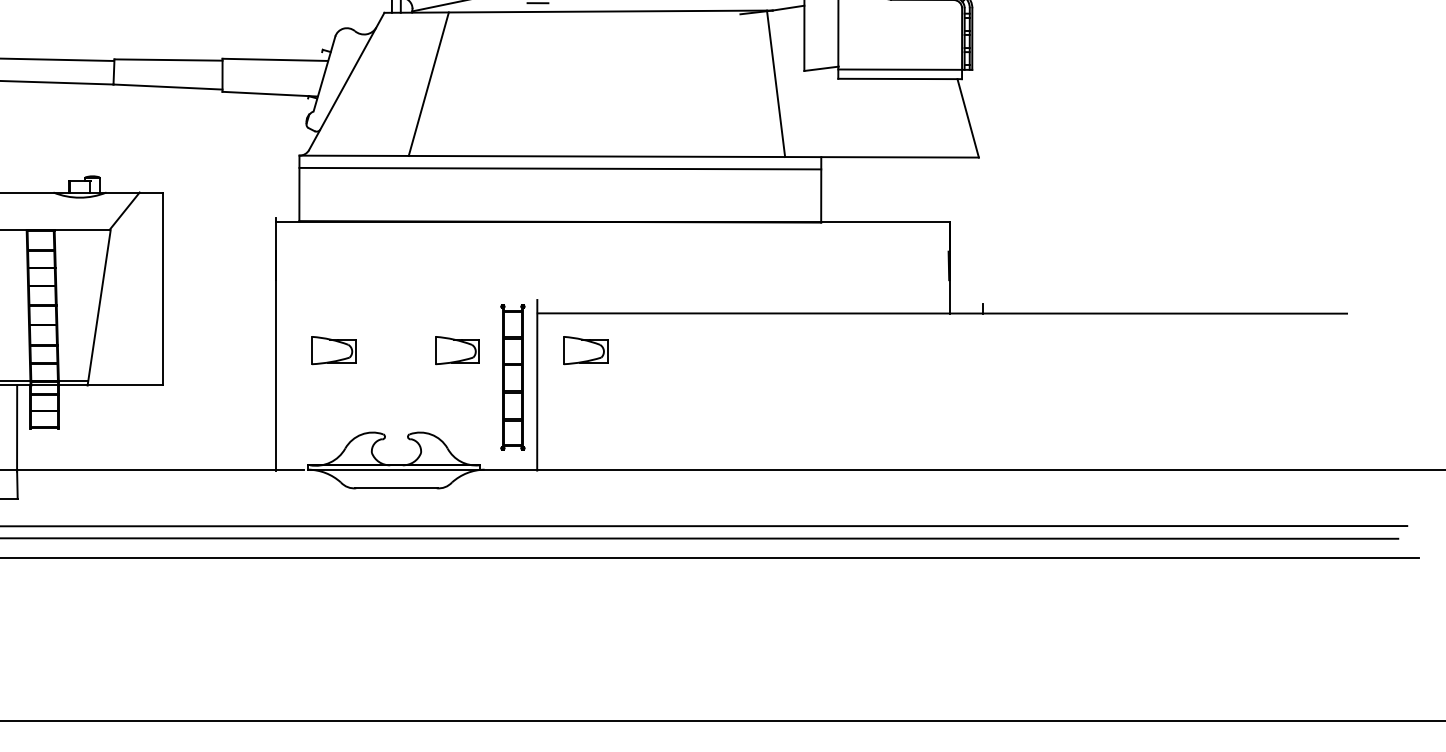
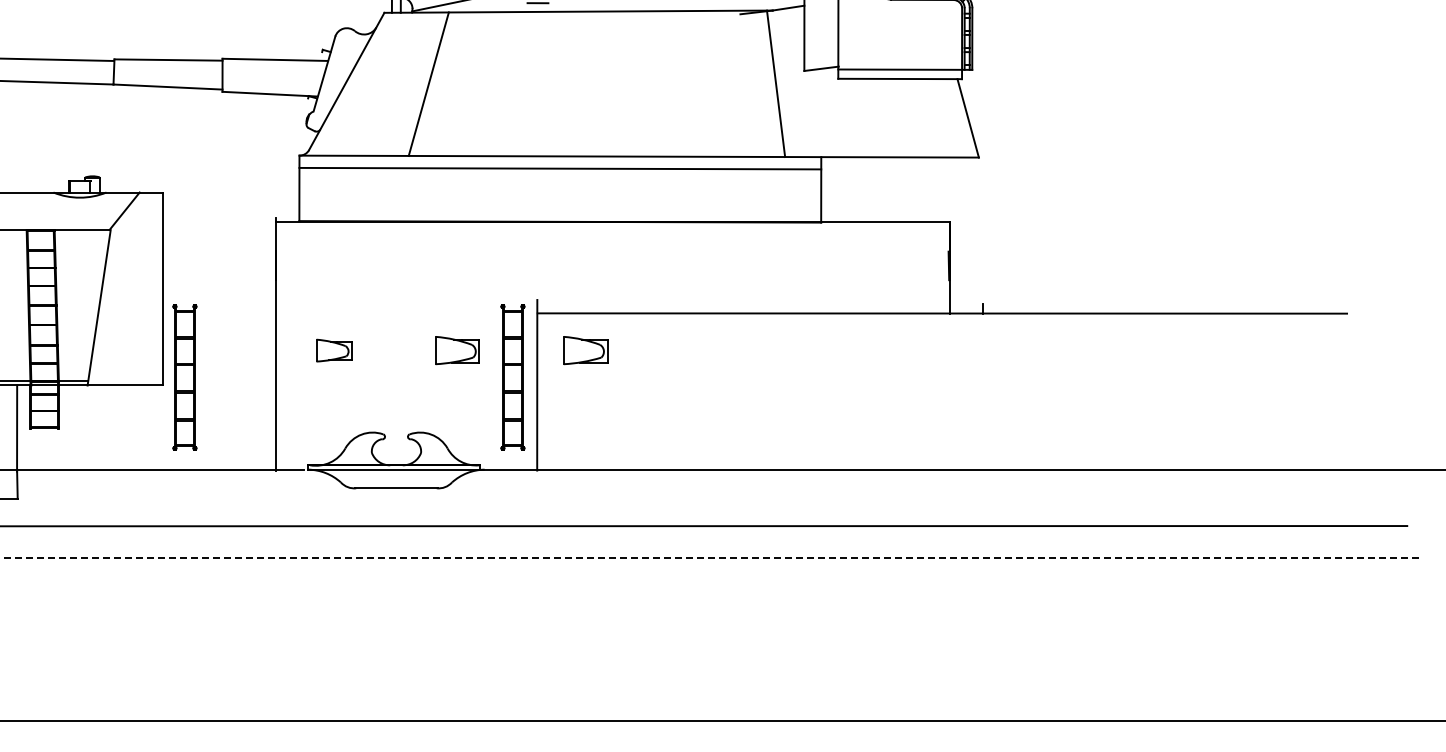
part size: 46x30 px -> 37x25 px (334, 350)
part: none -> present (184, 377)
line: present -> none (700, 538)
line: solid -> dashed (709, 557)
